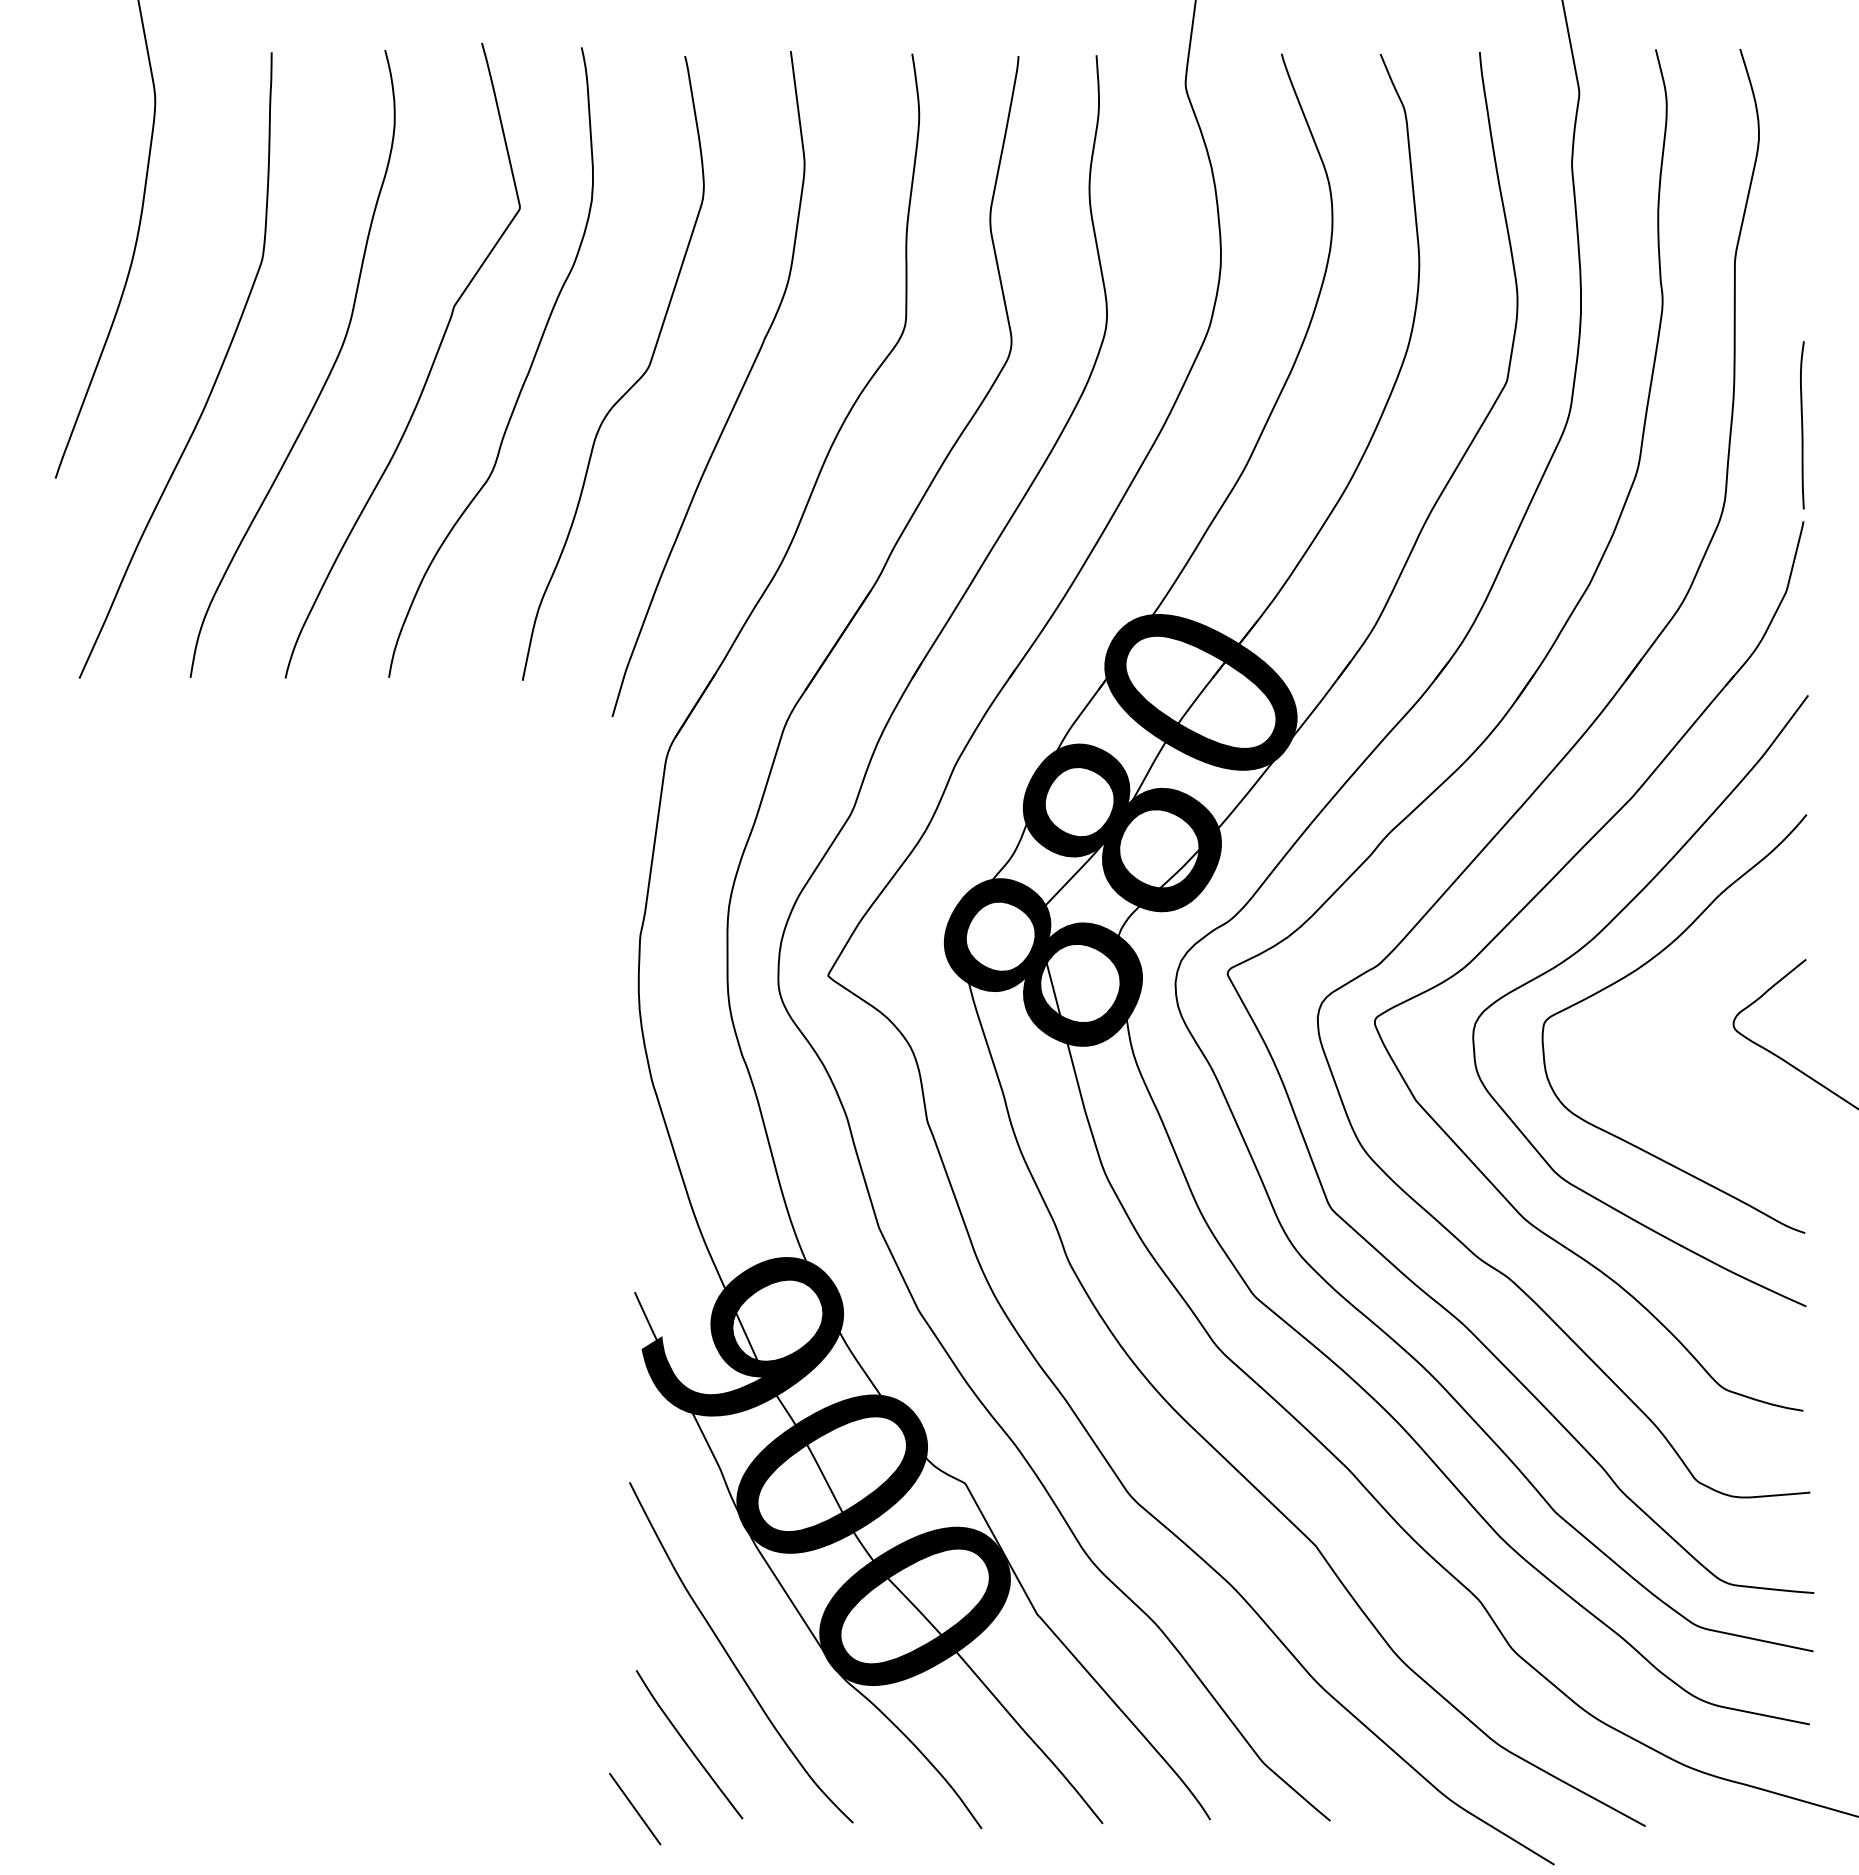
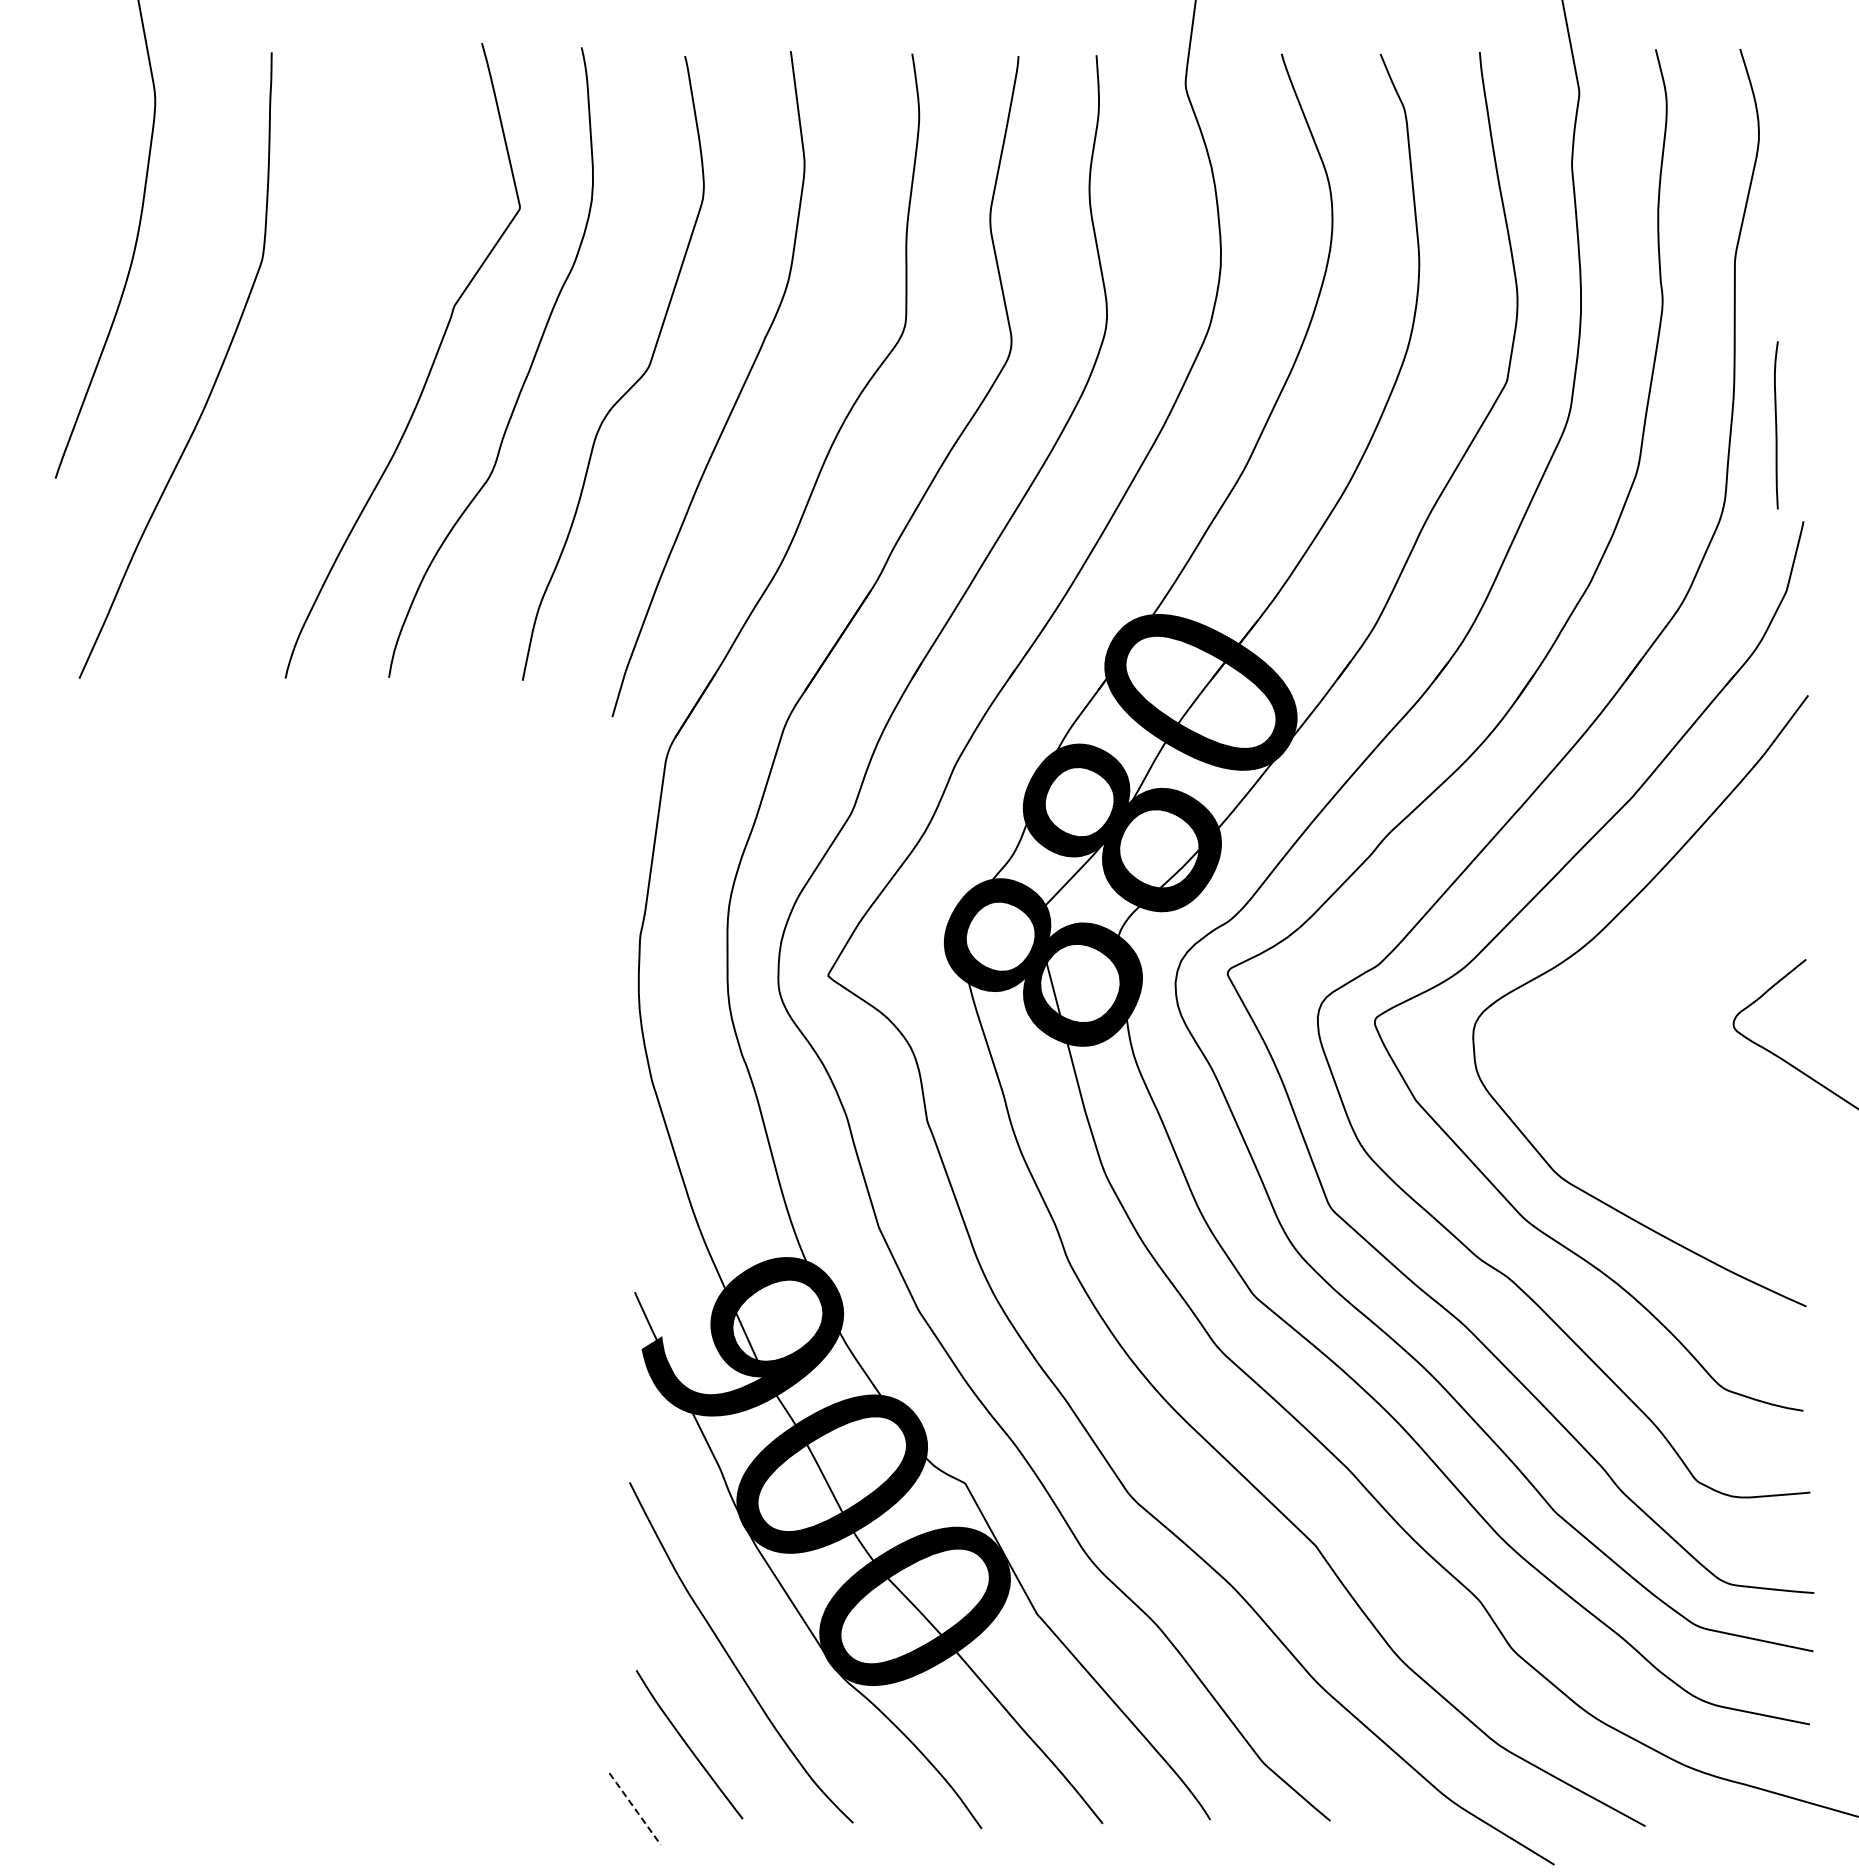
curve: present -> none (325, 380)
curve position: (1802, 425) -> (1776, 425) (1776, 425)
curve: present -> none (1636, 971)
line: solid -> dashed (635, 1809)
